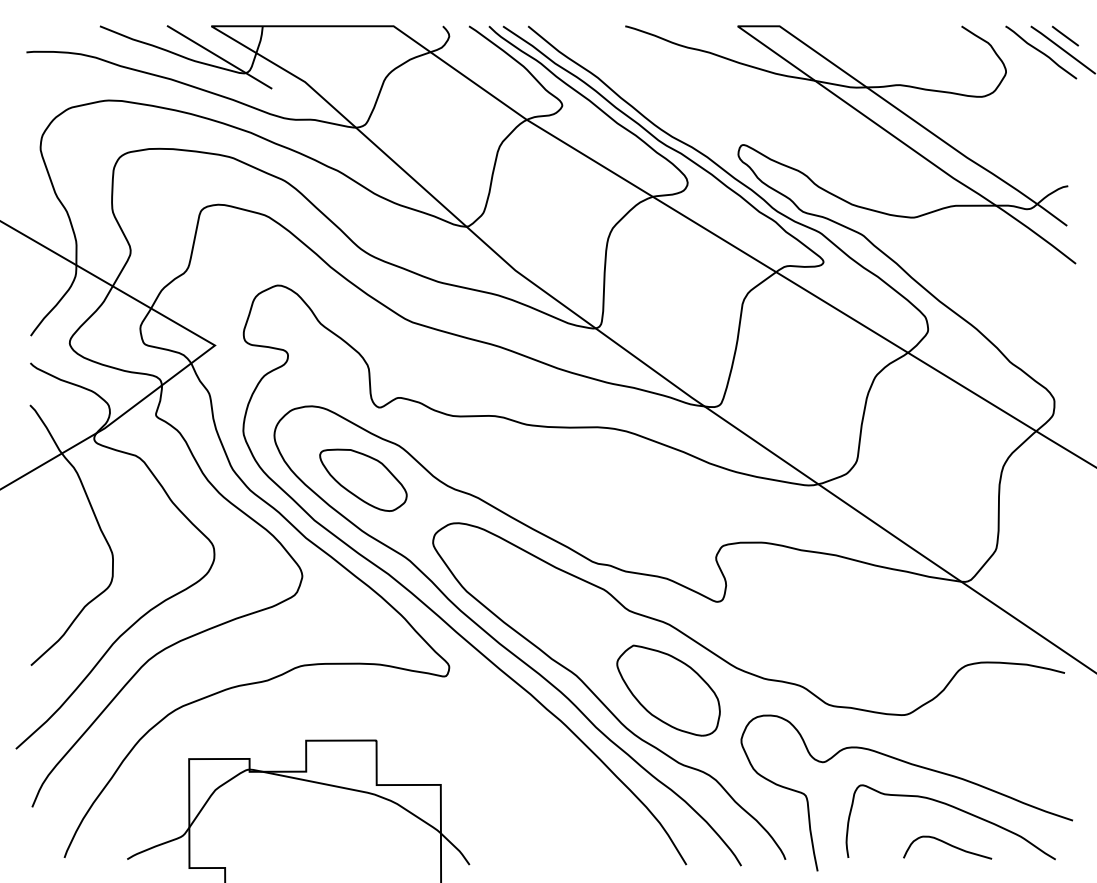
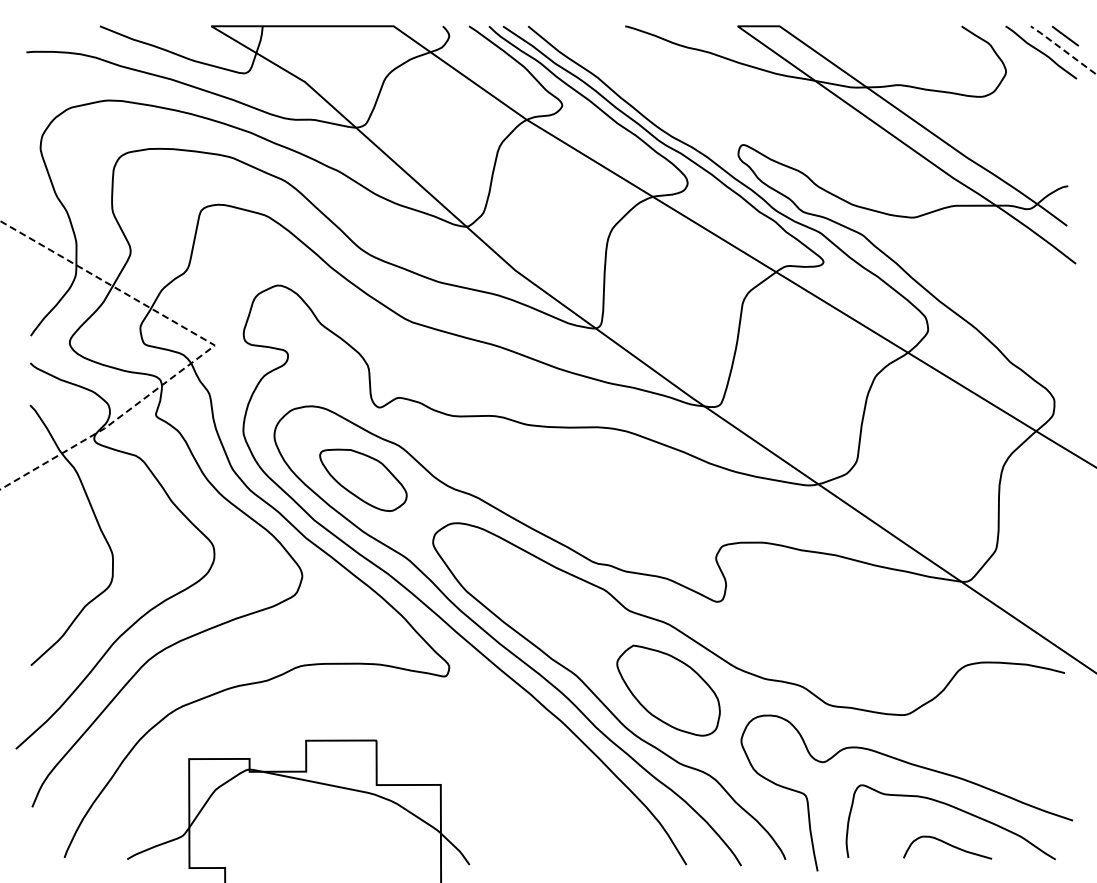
line: solid -> dashed (1062, 49)
line: present -> none (219, 57)
line: solid -> dashed (210, 349)
